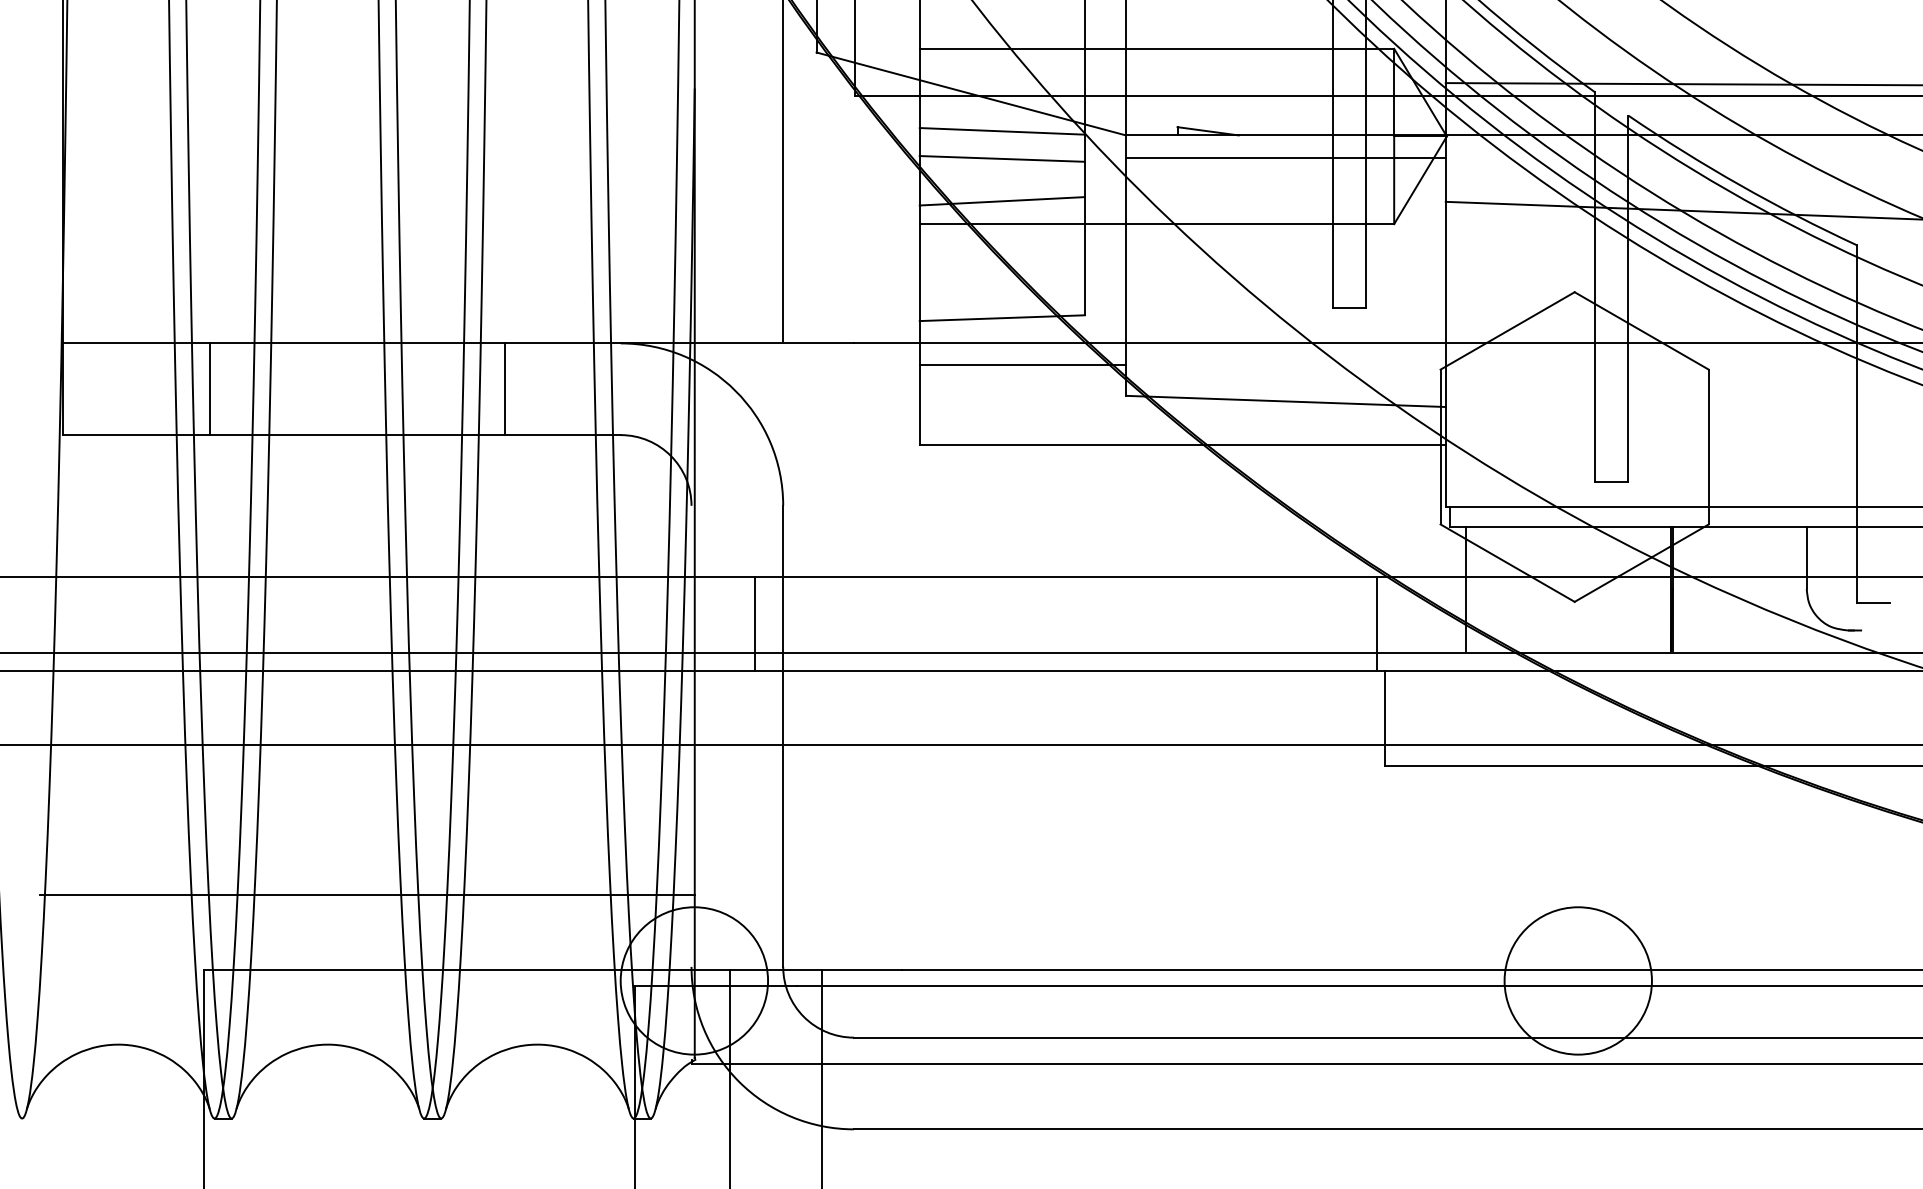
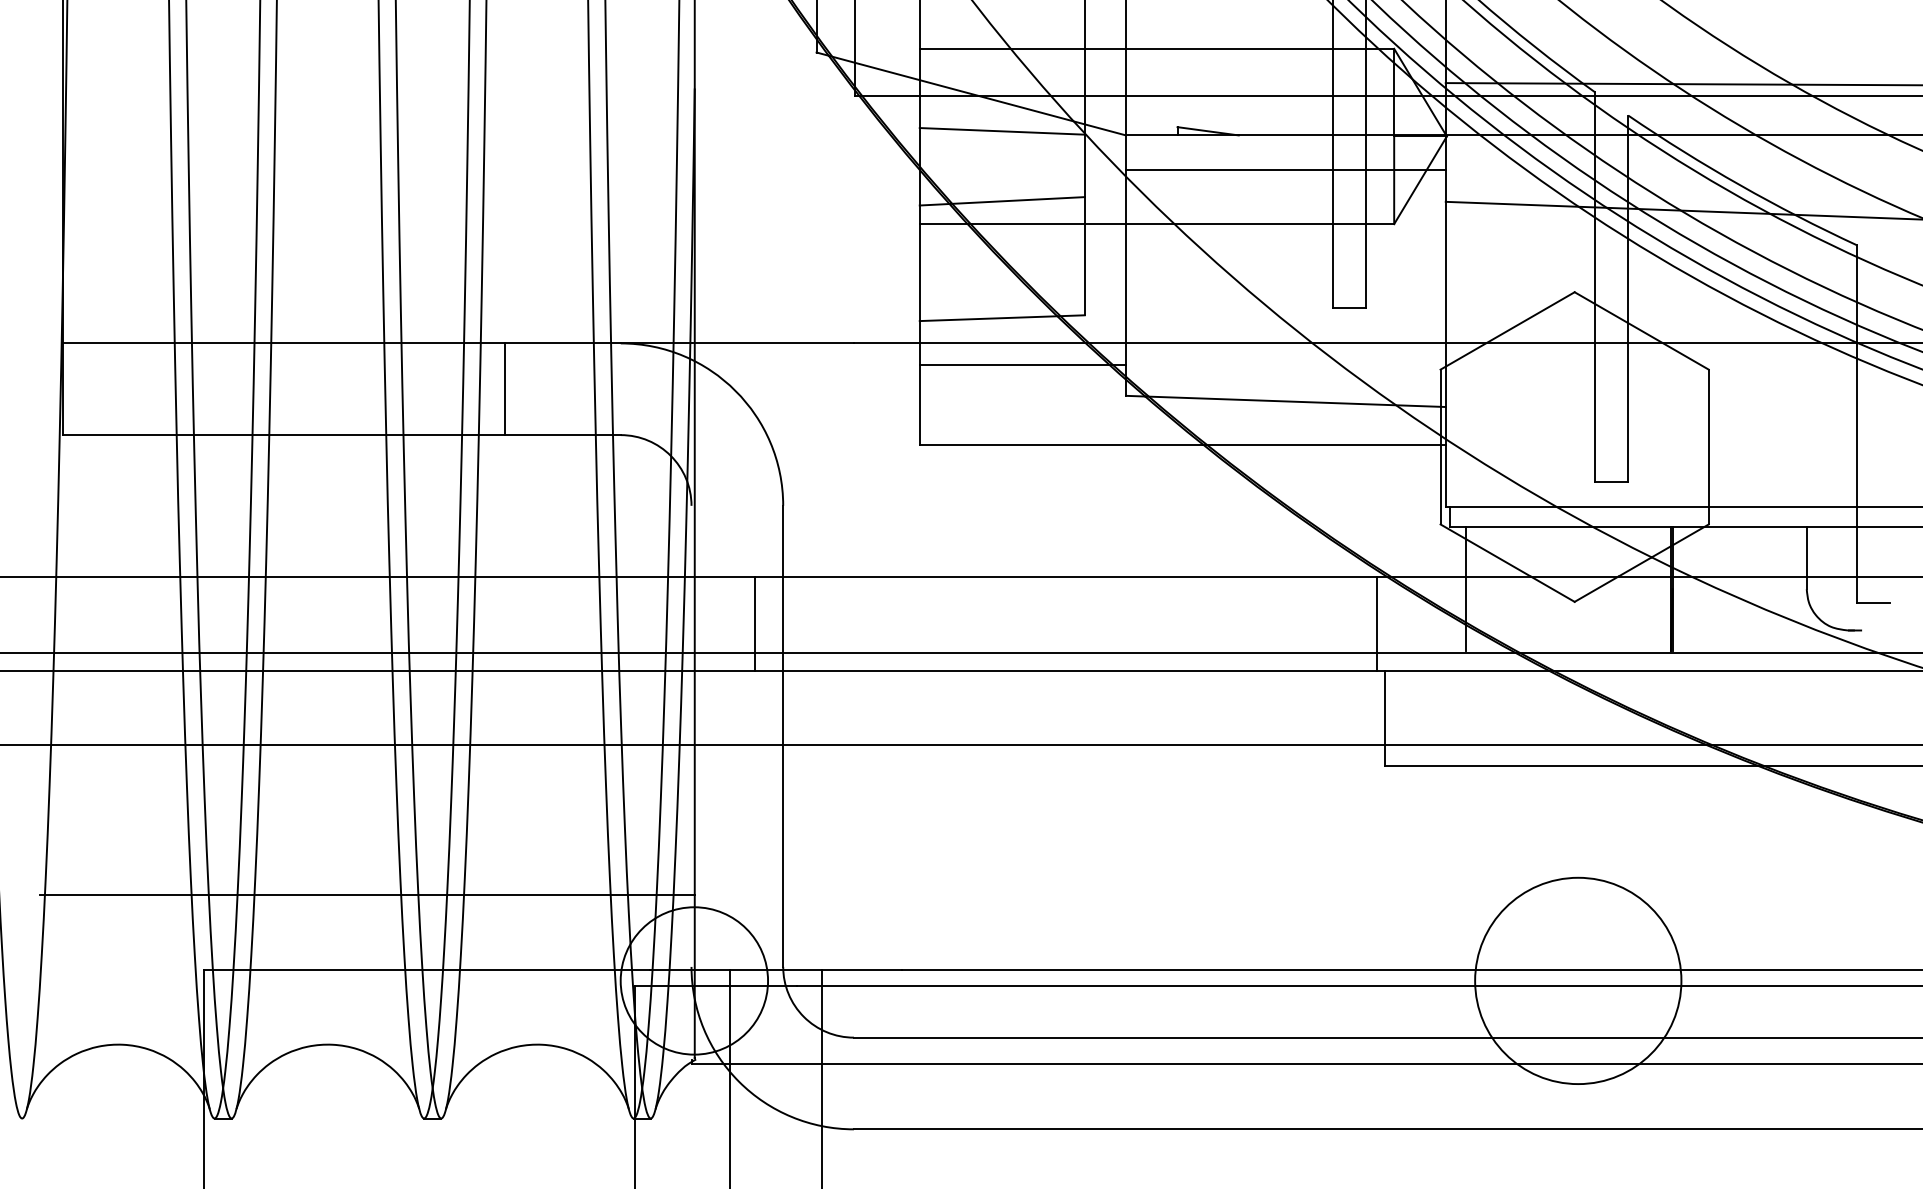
line position: (1285, 157) -> (1285, 169) (1285, 169)
line: present -> none (1001, 158)
line: present -> none (783, 172)
line: present -> none (210, 389)
circle diameter: 147 px -> 206 px (1578, 980)
